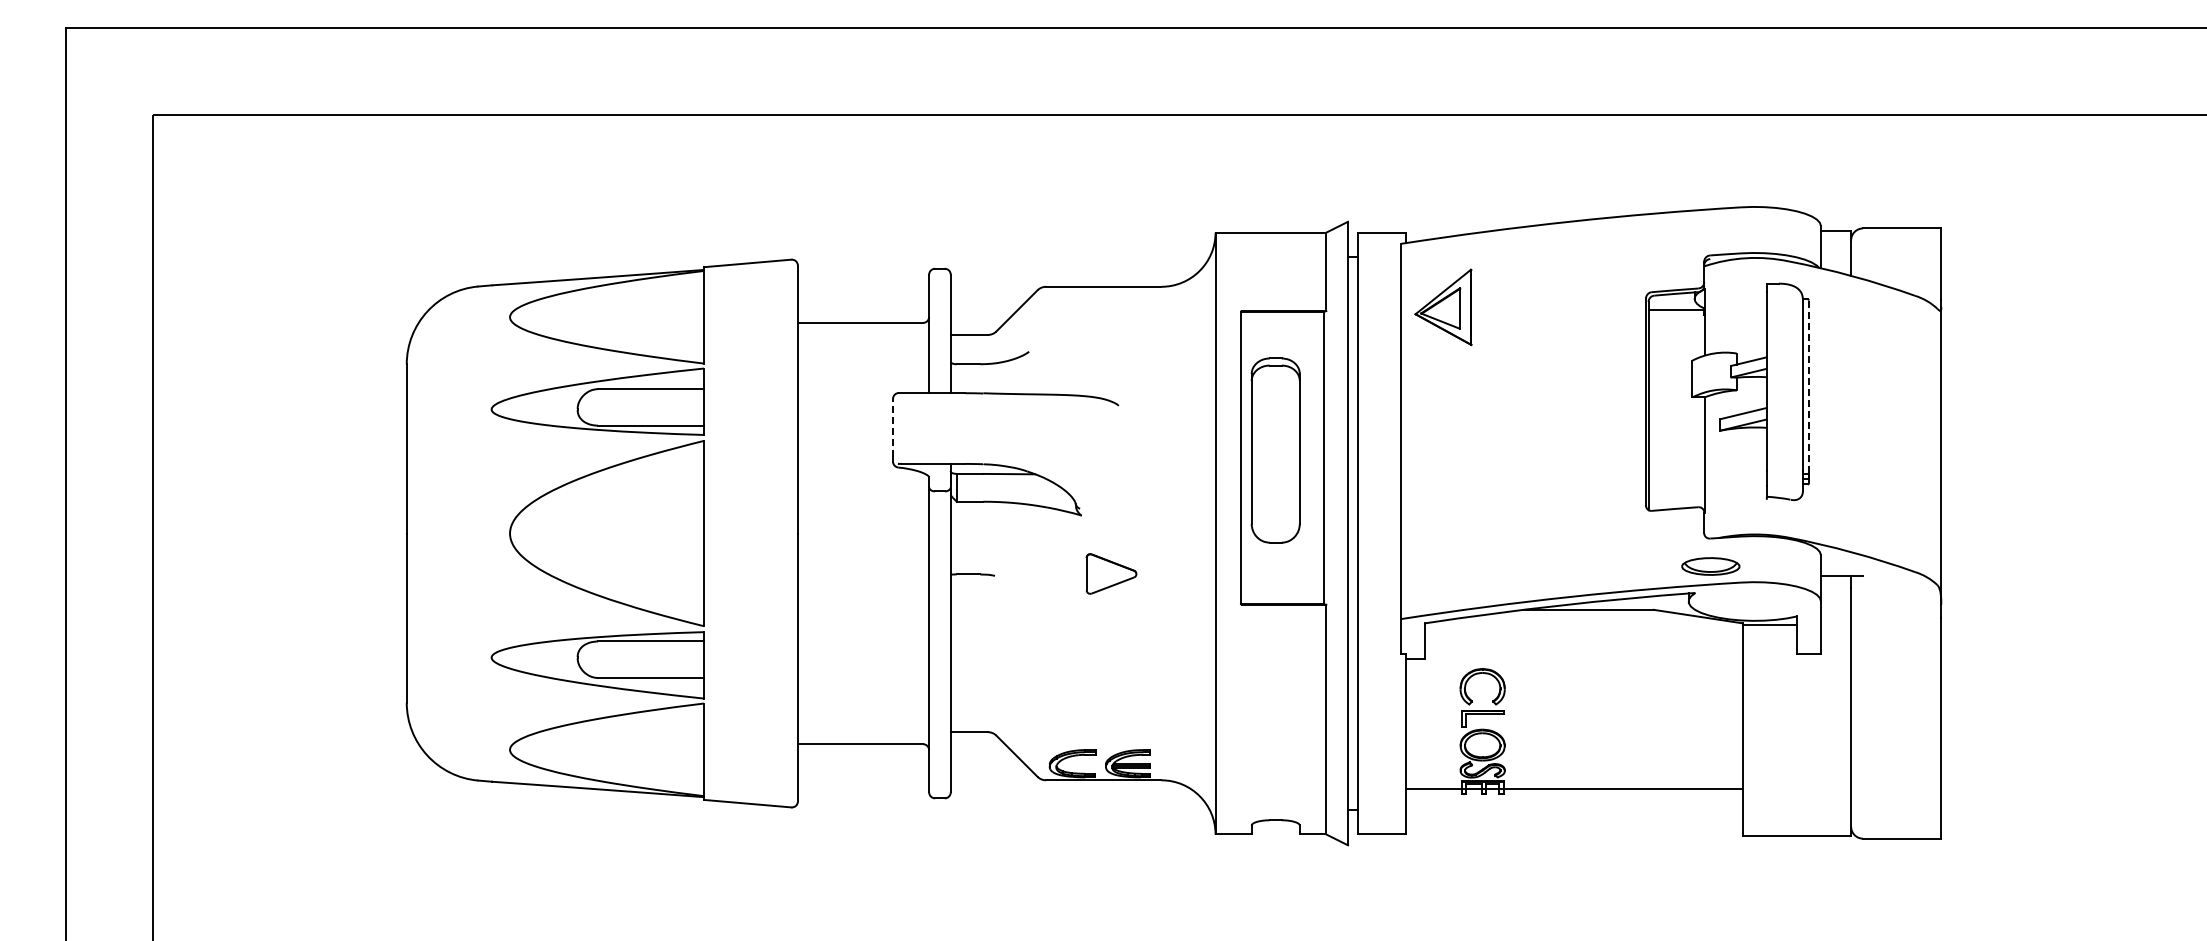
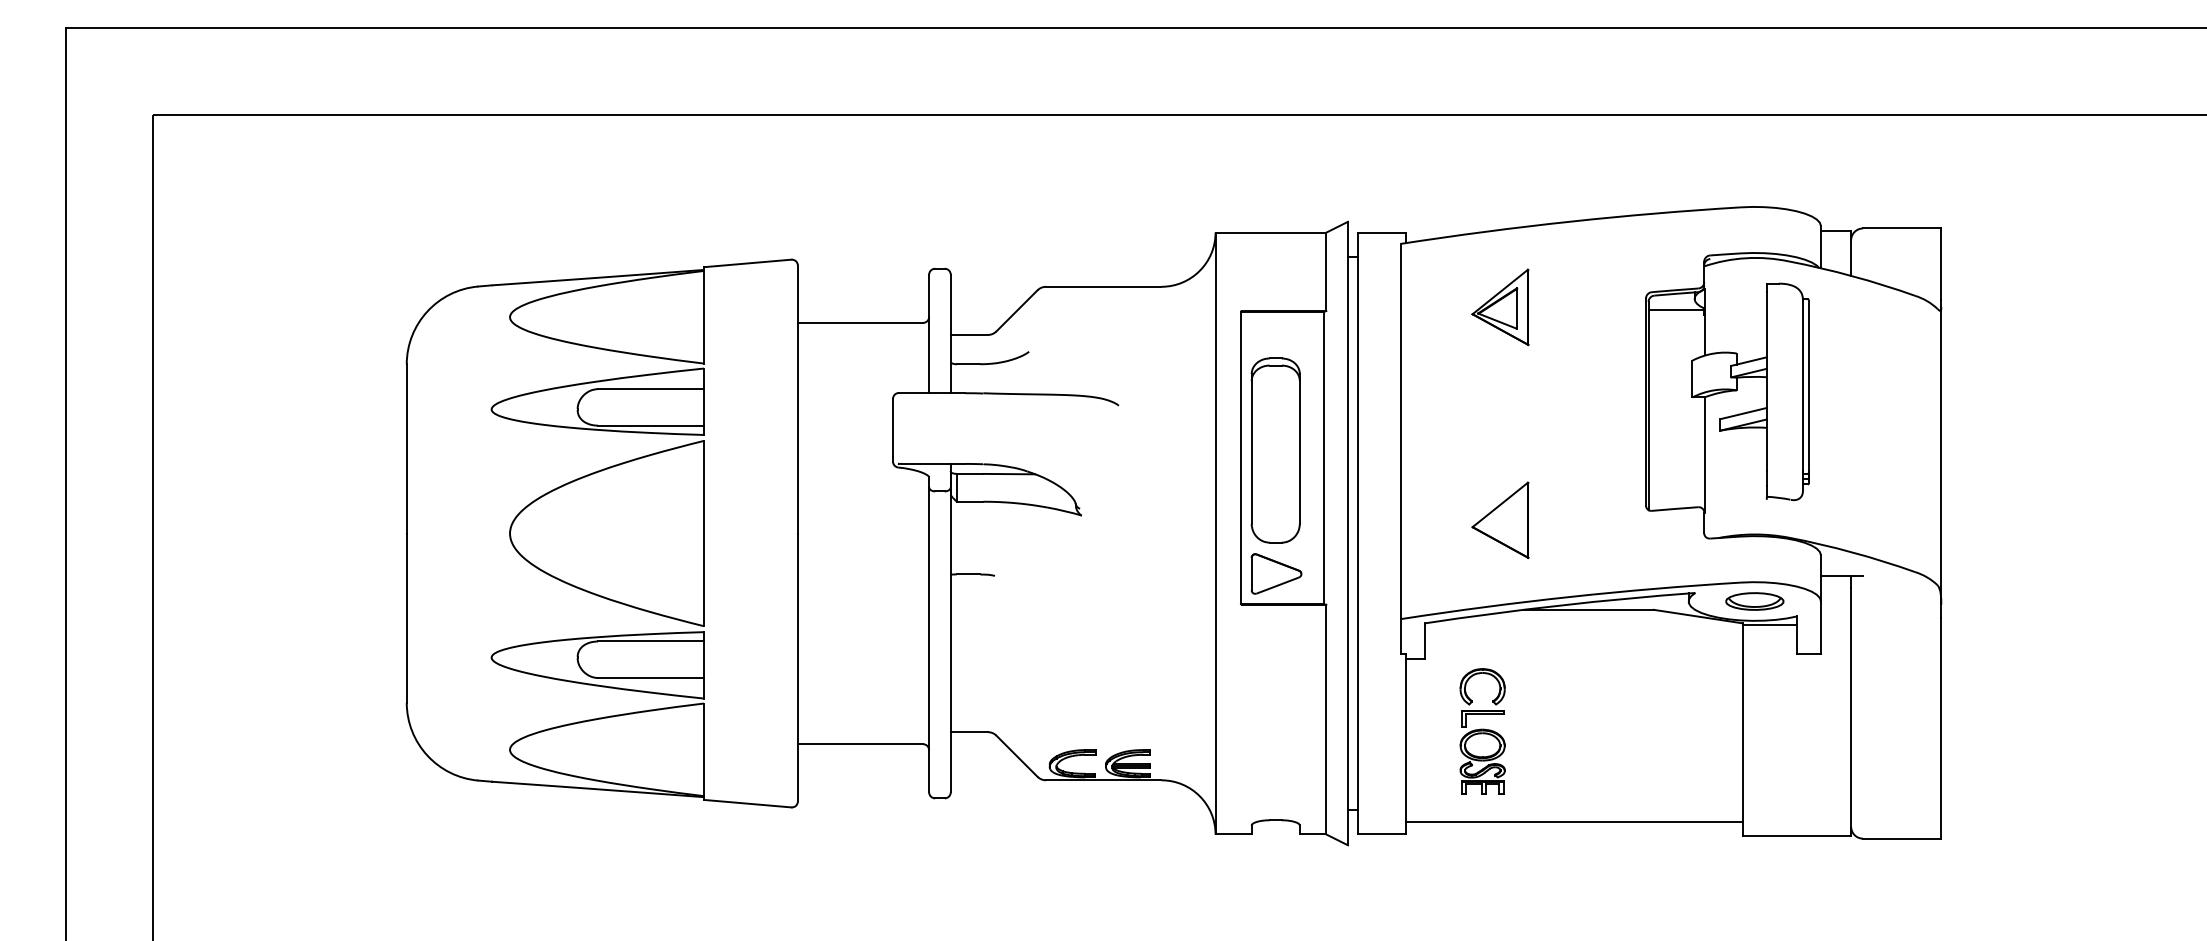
part position: (1443, 307) -> (1500, 307) (1500, 307)
line: dashed -> solid (1808, 386)
line: dashed -> solid (893, 427)
part: none -> present (1500, 520)
part position: (1710, 566) -> (1754, 601) (1754, 601)
part position: (1111, 573) -> (1276, 573) (1276, 573)
line position: (1573, 789) -> (1573, 822) (1573, 822)
